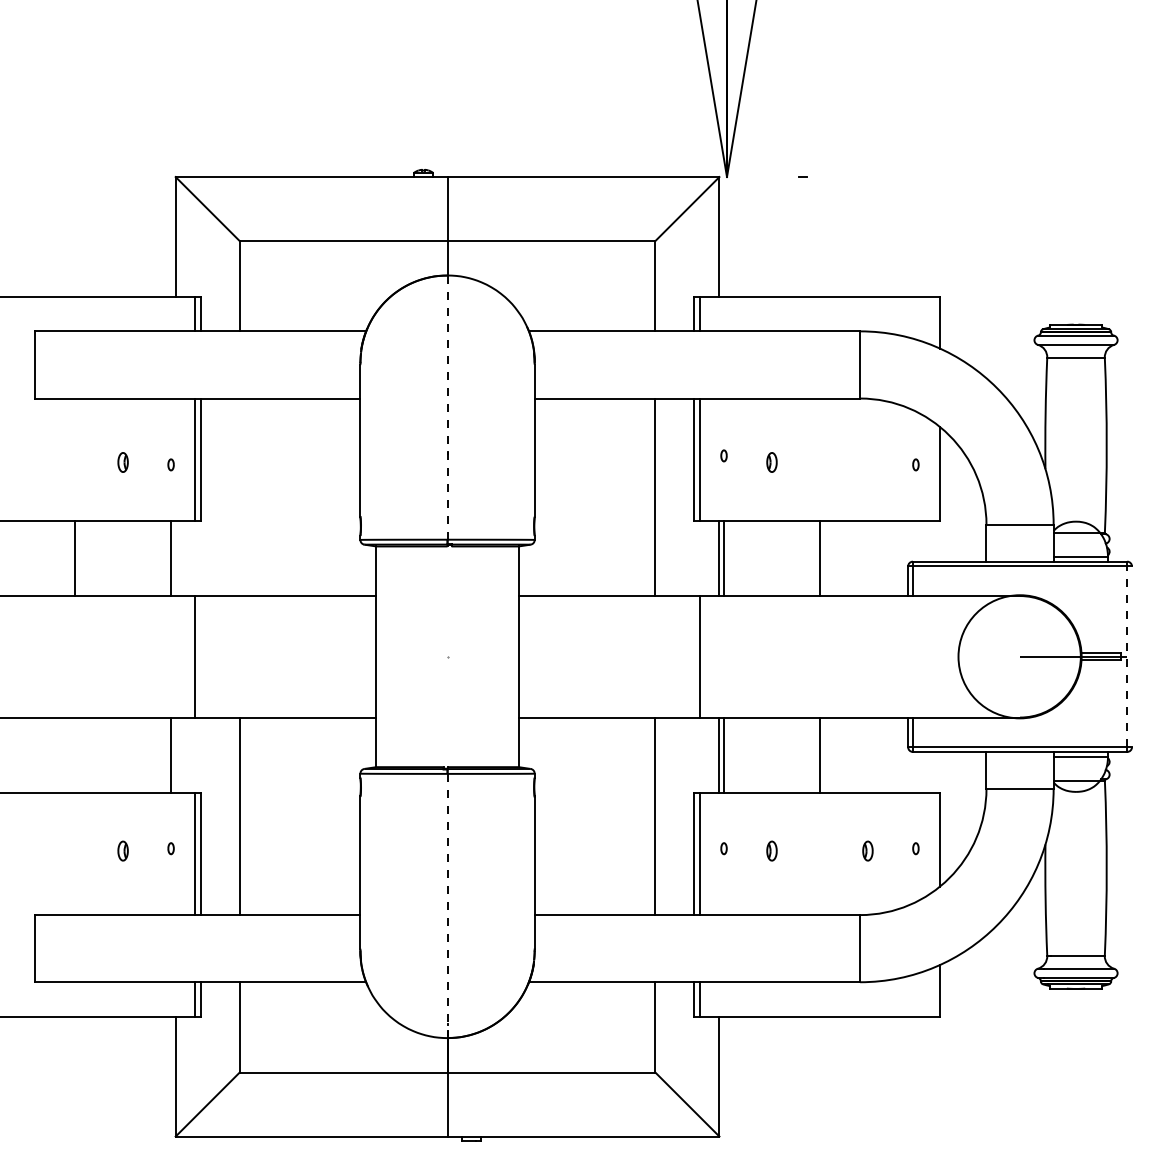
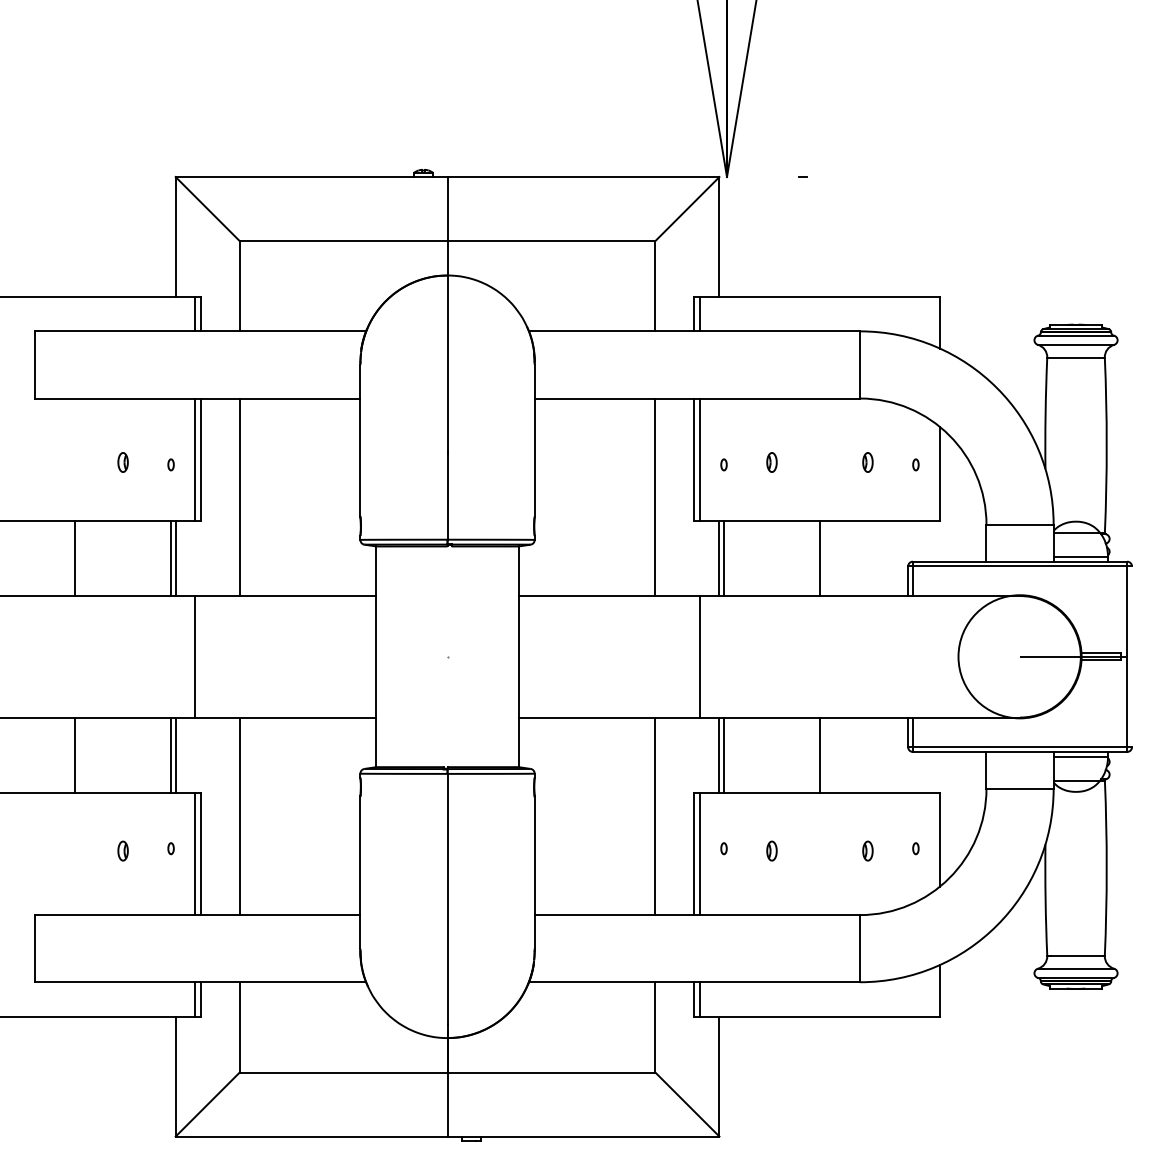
line: dashed -> solid (447, 407)
part position: (723, 455) -> (723, 464) (723, 464)
part: none -> present (867, 462)
line: none -> present (239, 497)
line: none -> present (175, 558)
line: dashed -> solid (1127, 656)
line: none -> present (74, 754)
line: none -> present (175, 754)
line: dashed -> solid (447, 905)
